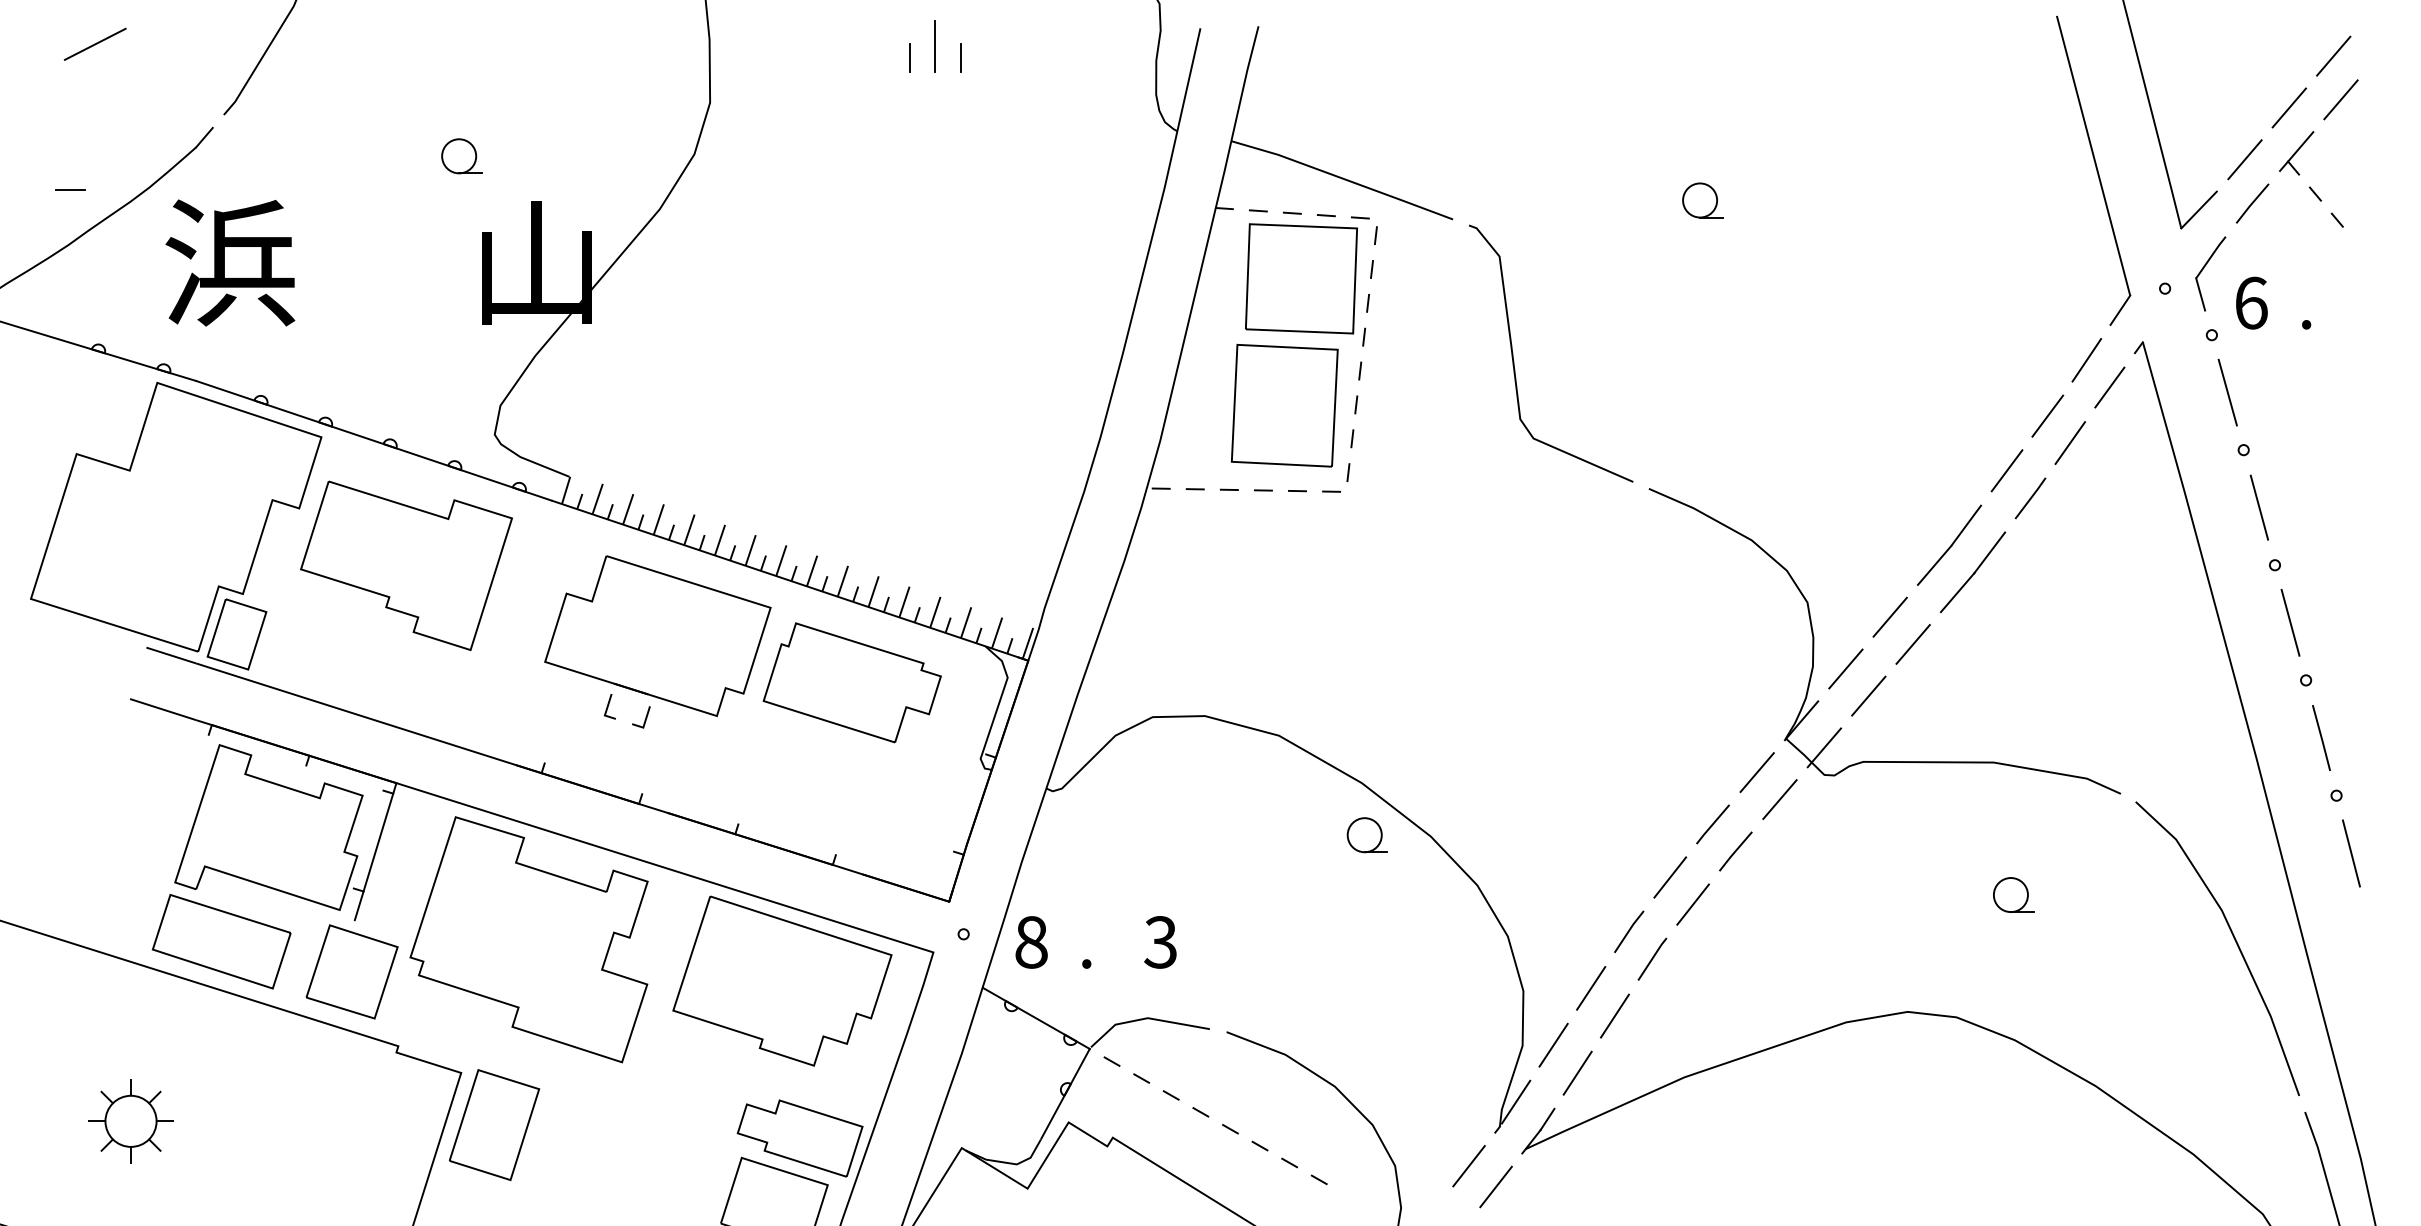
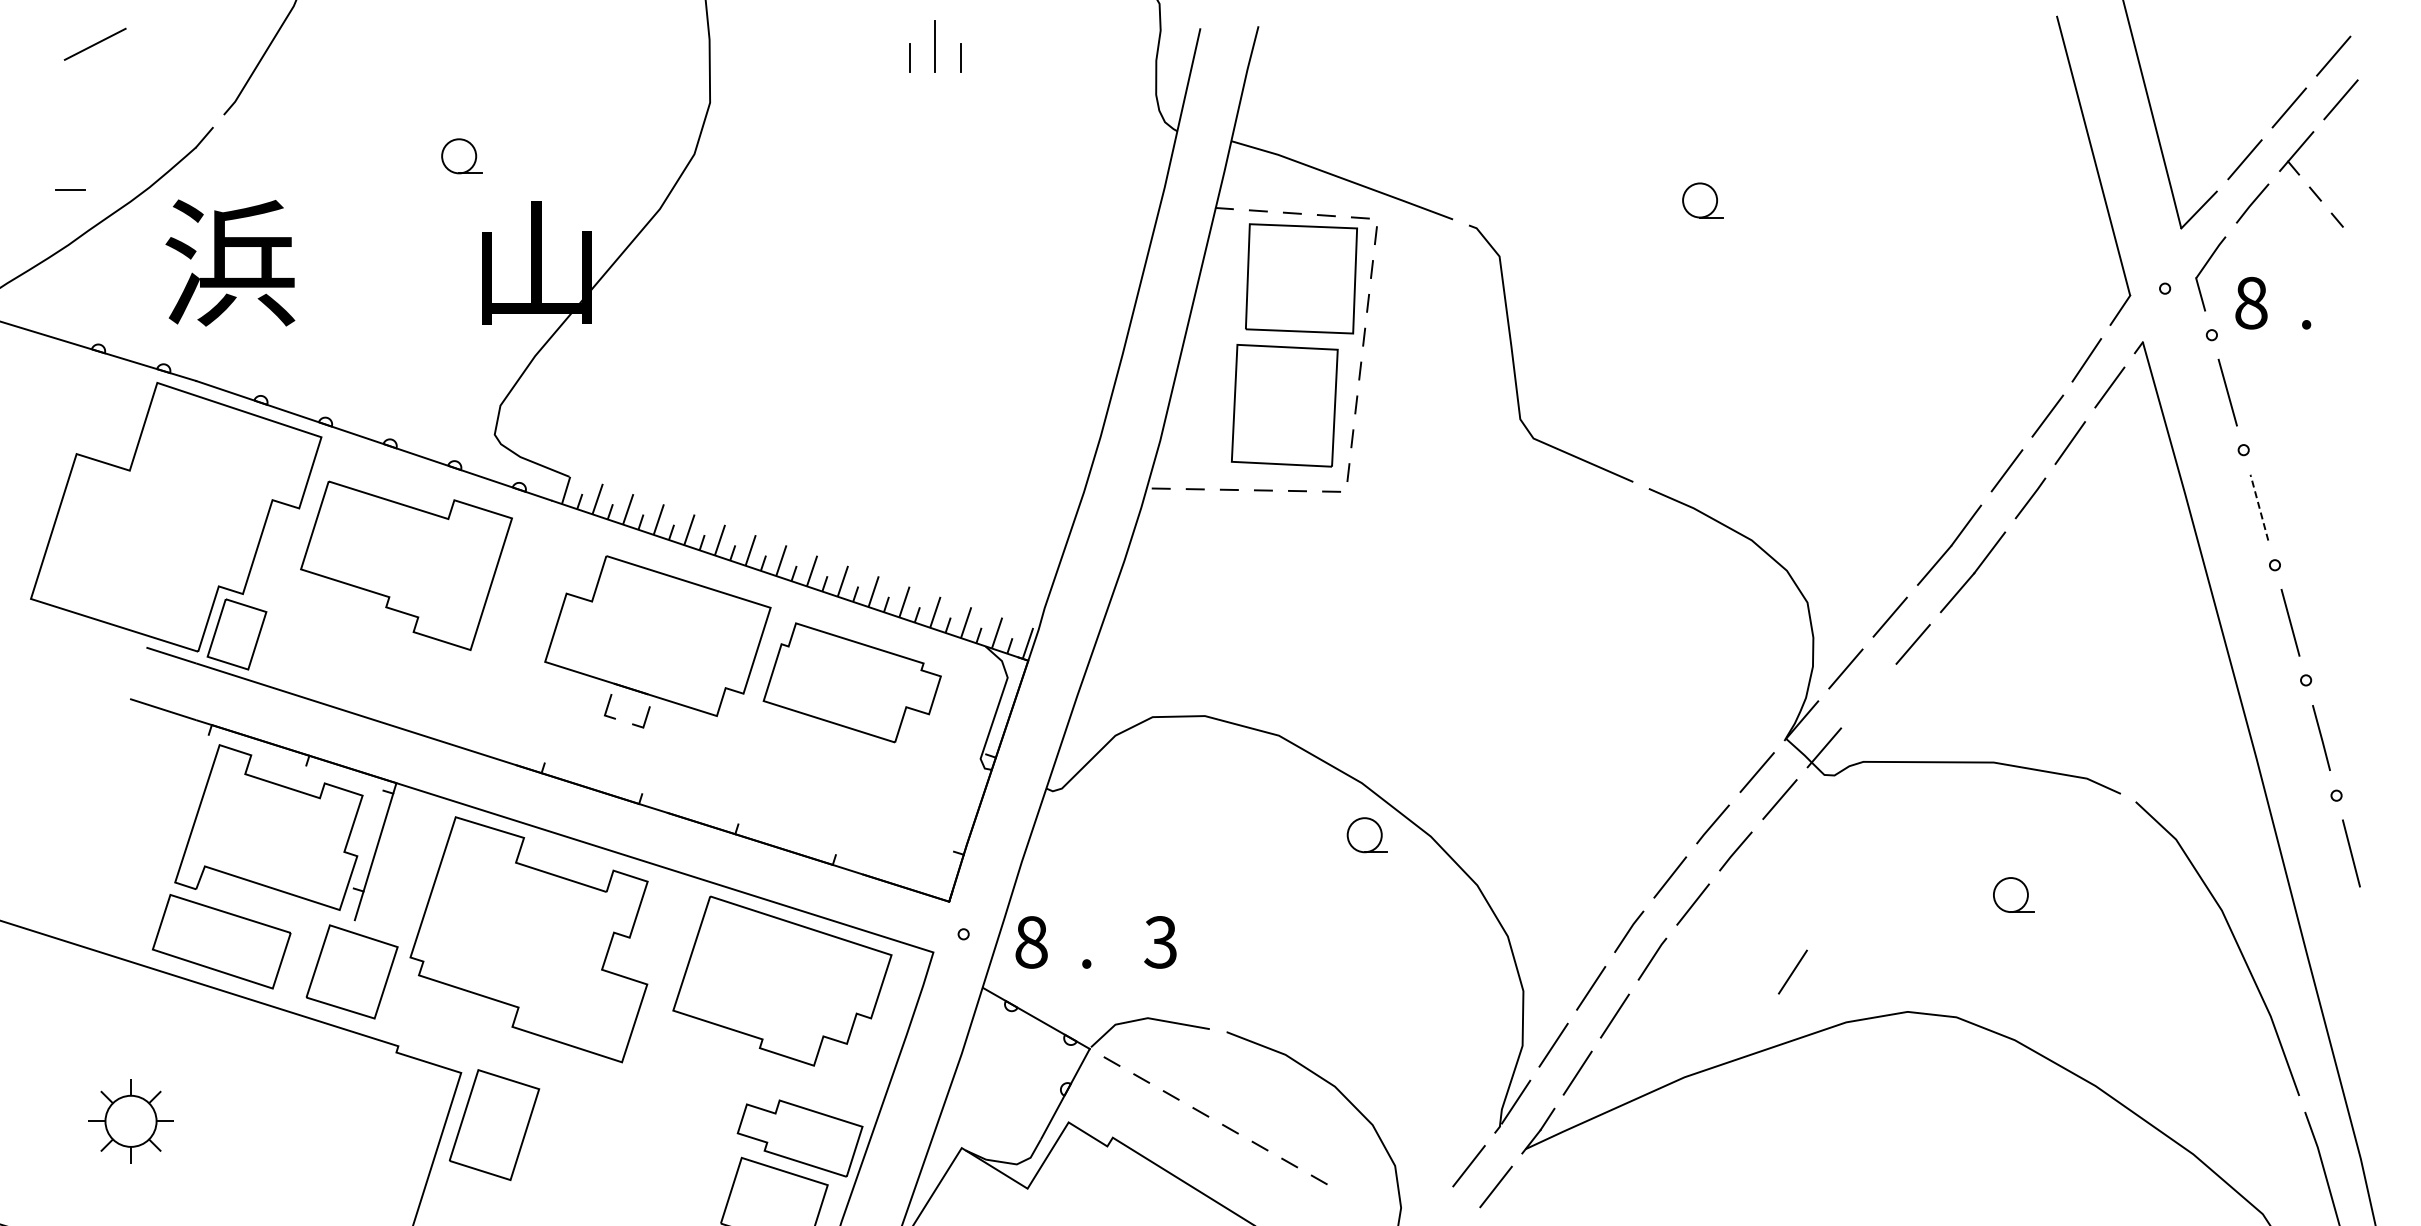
text: 6 -> 8 (2251, 302)
line: solid -> dashed (2259, 506)
line: present -> none (1868, 695)
line: none -> present (1792, 971)
